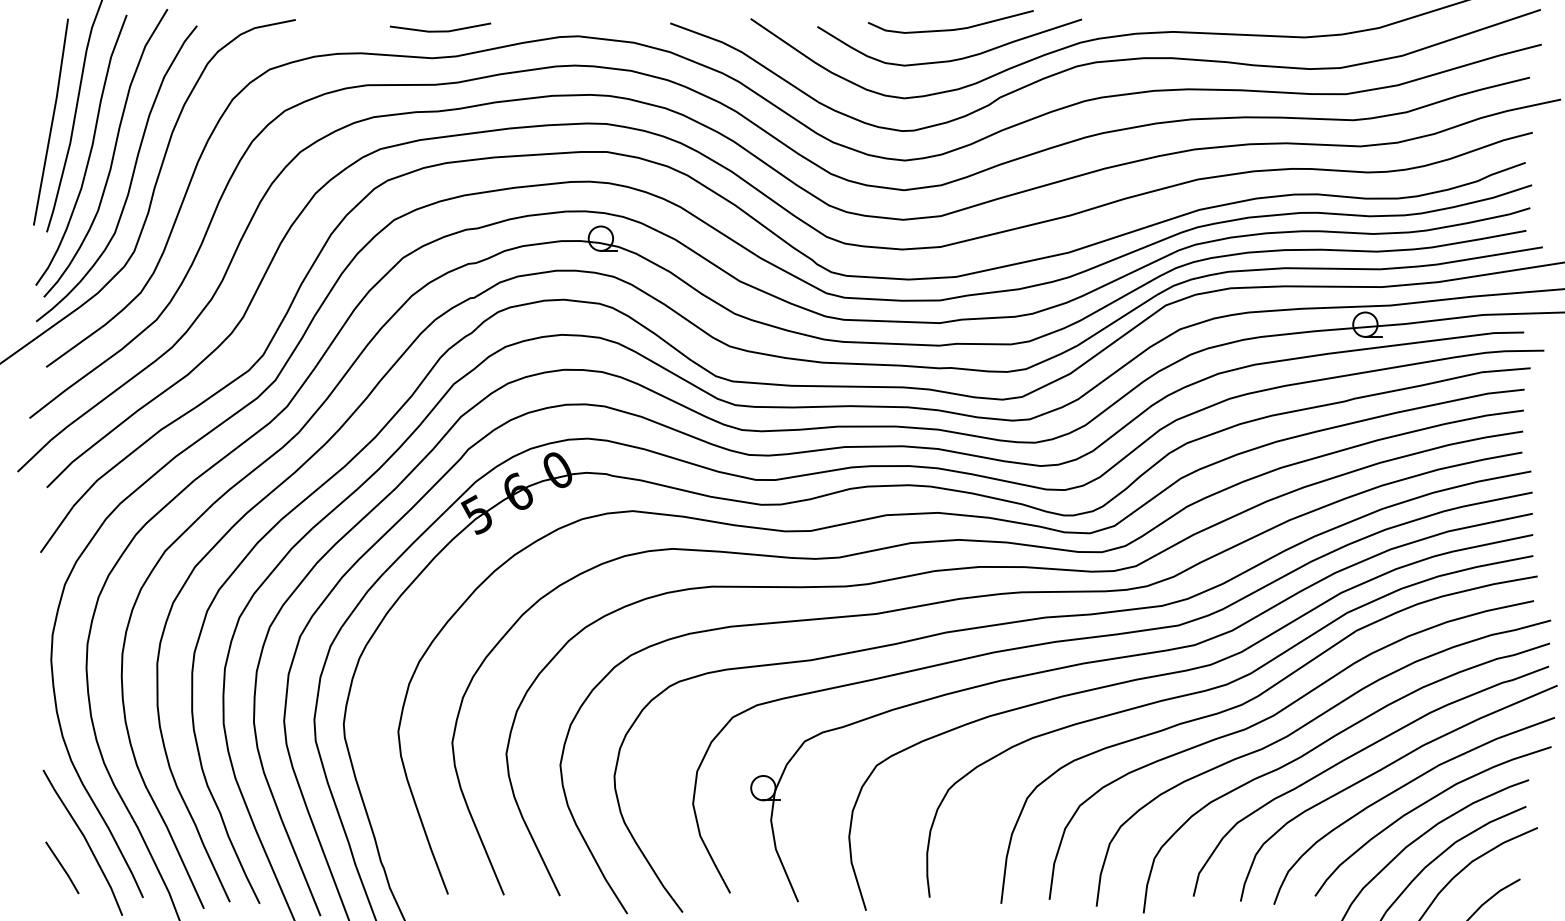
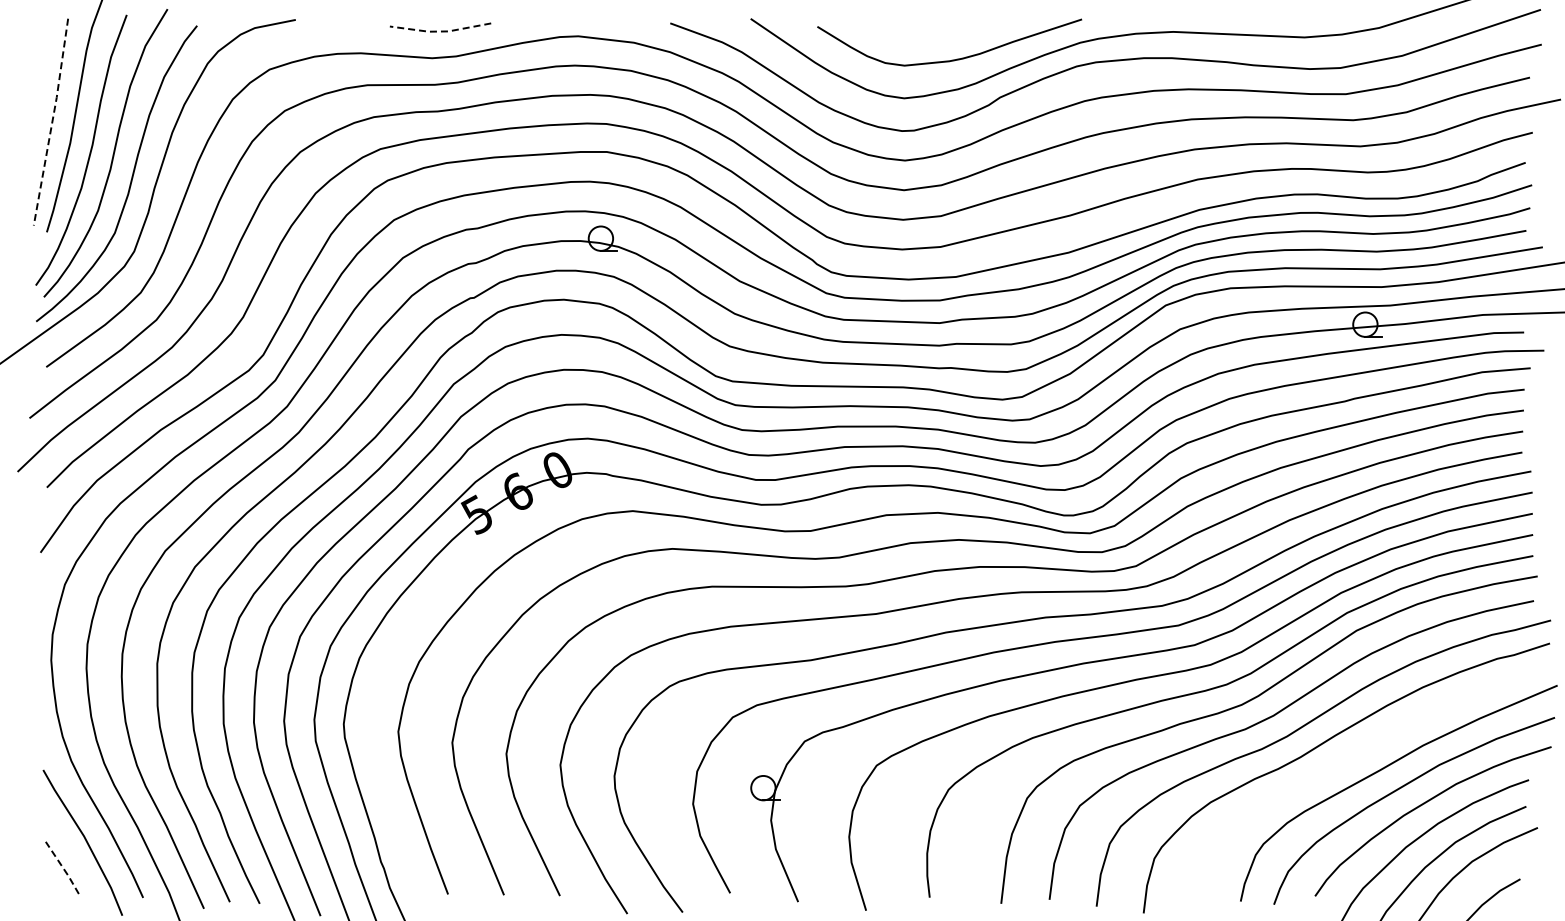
curve: present -> none (950, 29)
line: solid -> dashed (440, 31)
line: solid -> dashed (52, 122)
curve: present -> none (1356, 754)
line: solid -> dashed (63, 867)
